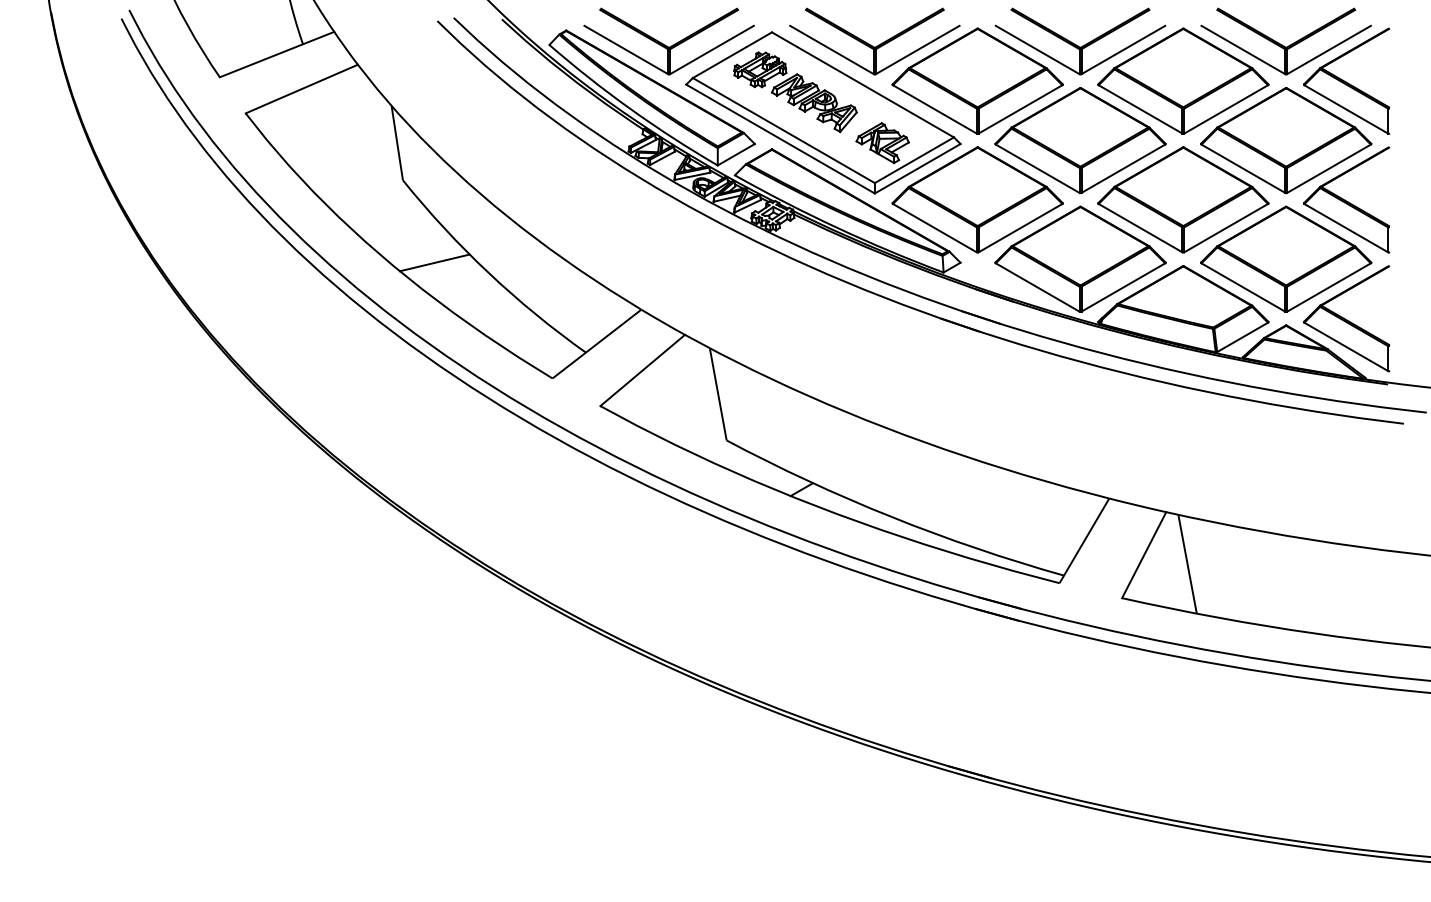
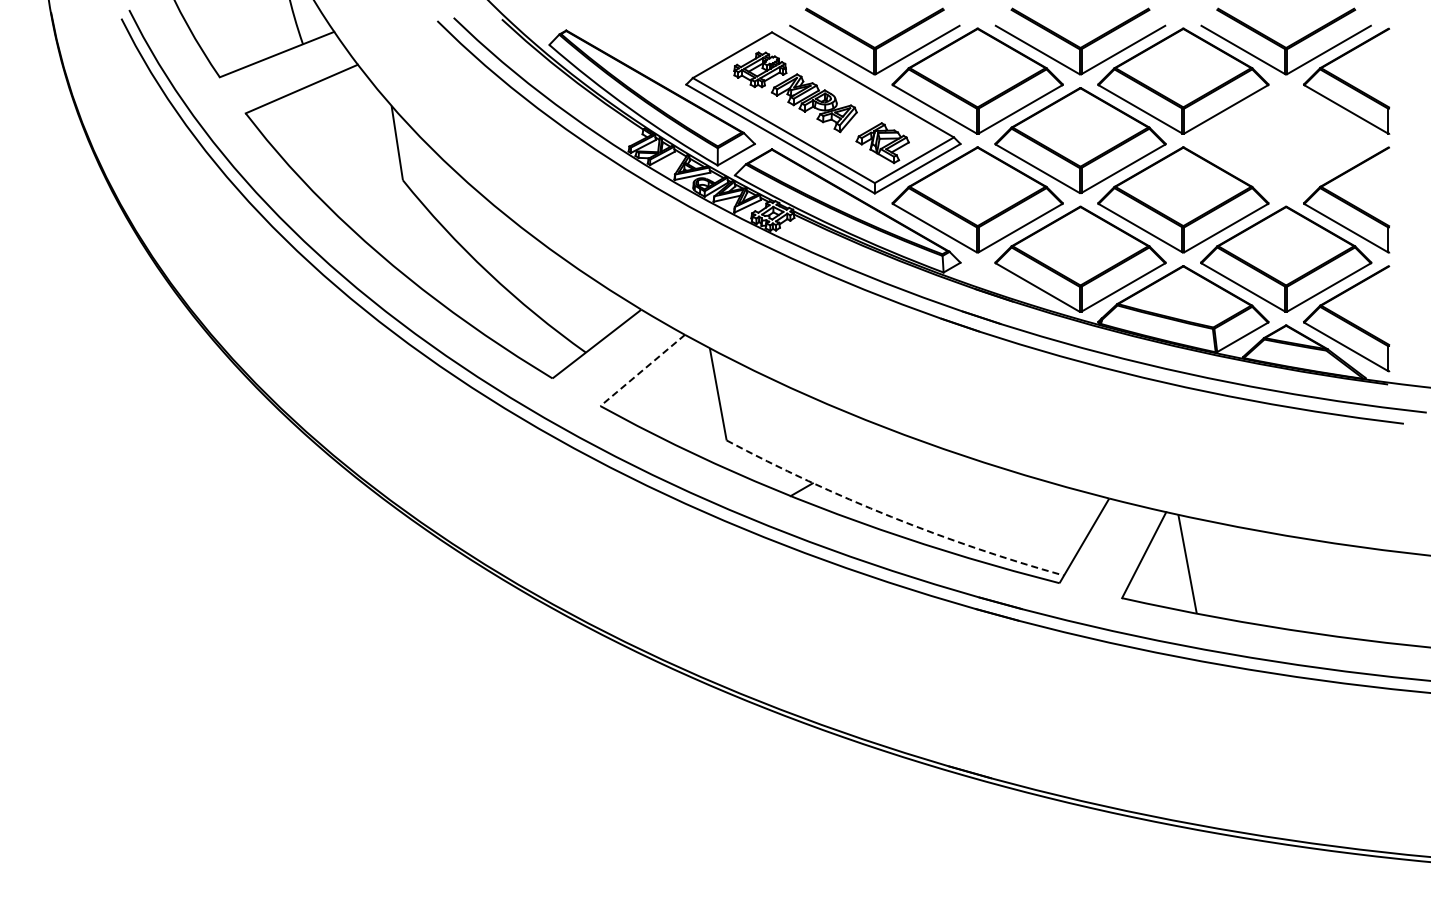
part: present -> none (668, 41)
part: present -> none (1286, 140)
line: present -> none (434, 262)
line: solid -> dashed (642, 370)
arc: solid -> dashed (891, 517)
